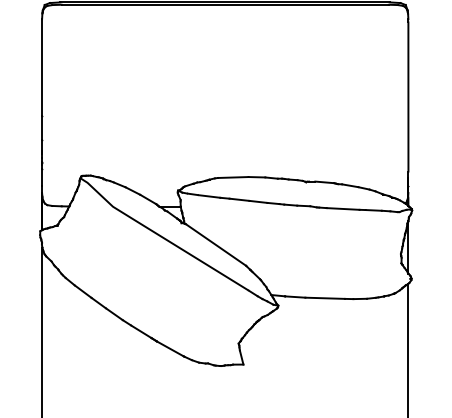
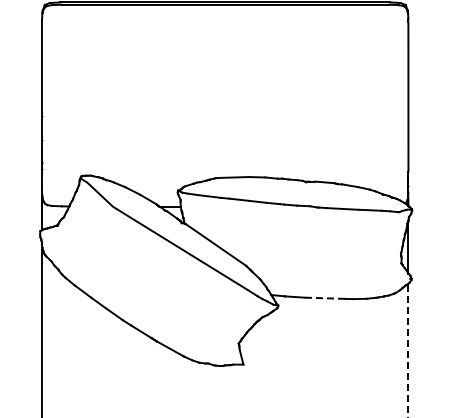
line: solid -> dashed (325, 298)
line: solid -> dashed (408, 350)
